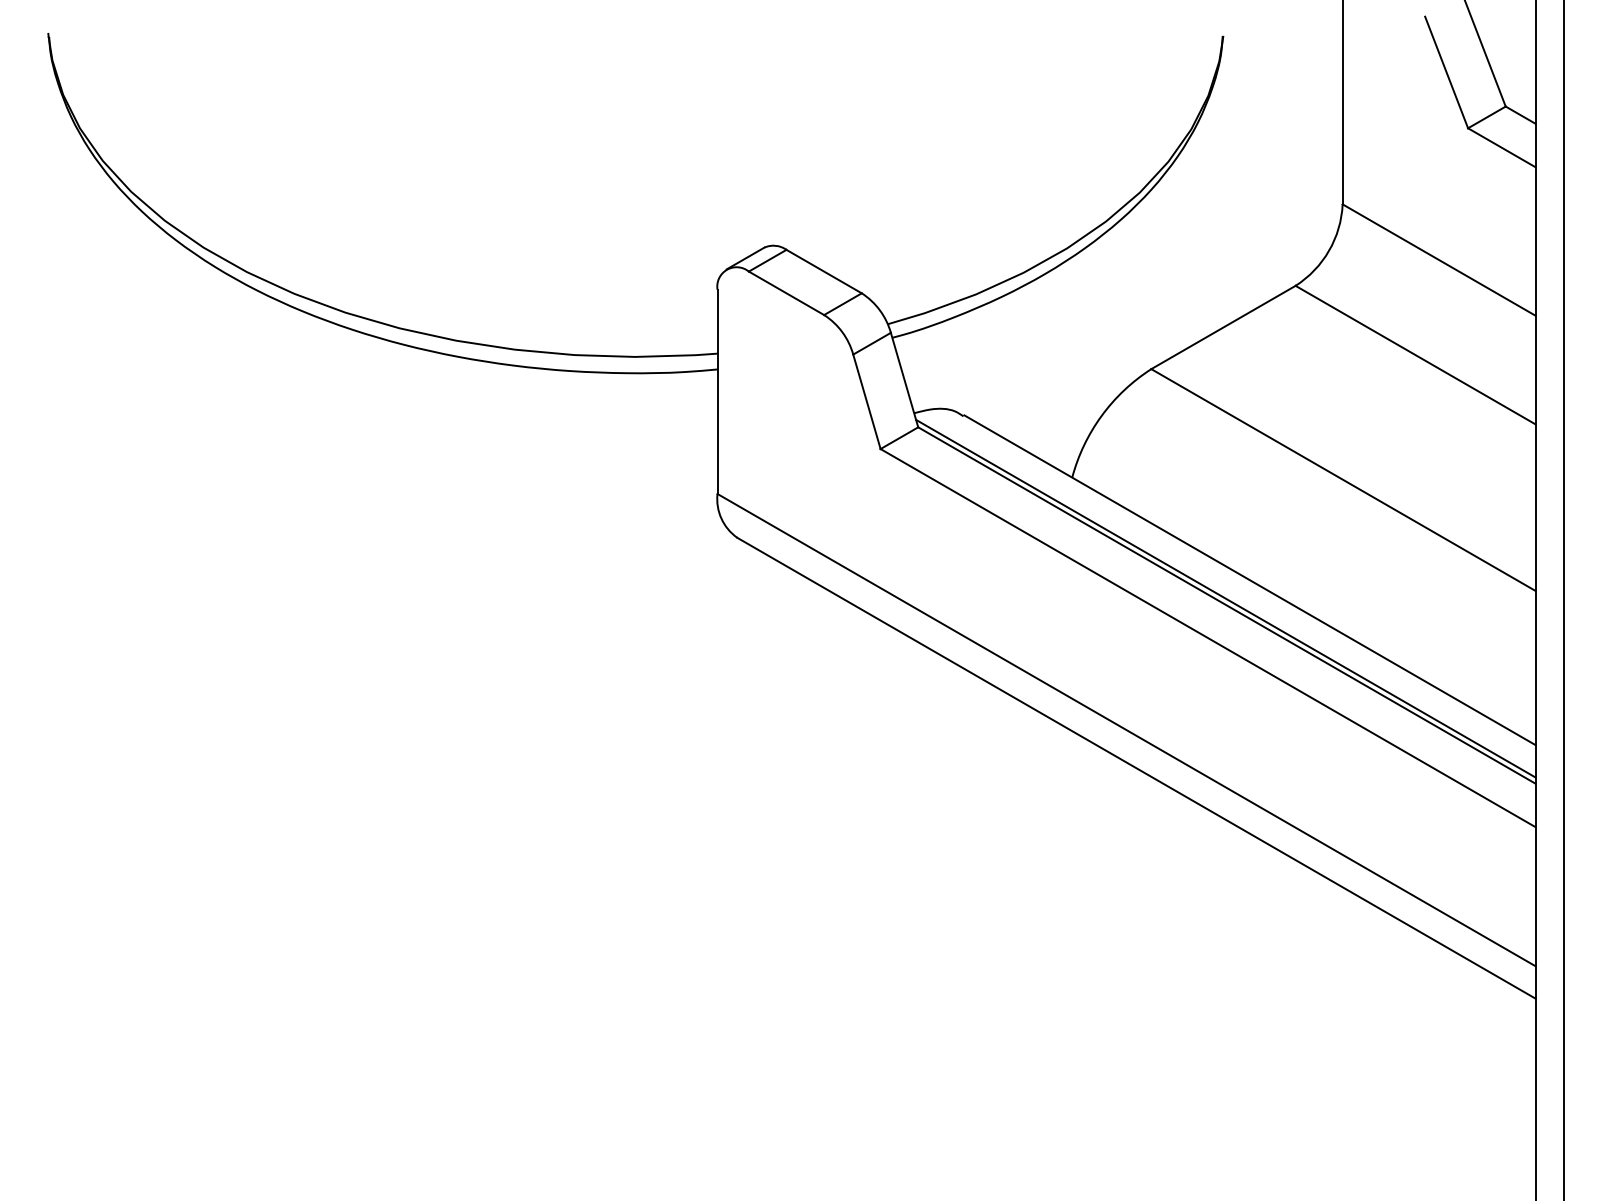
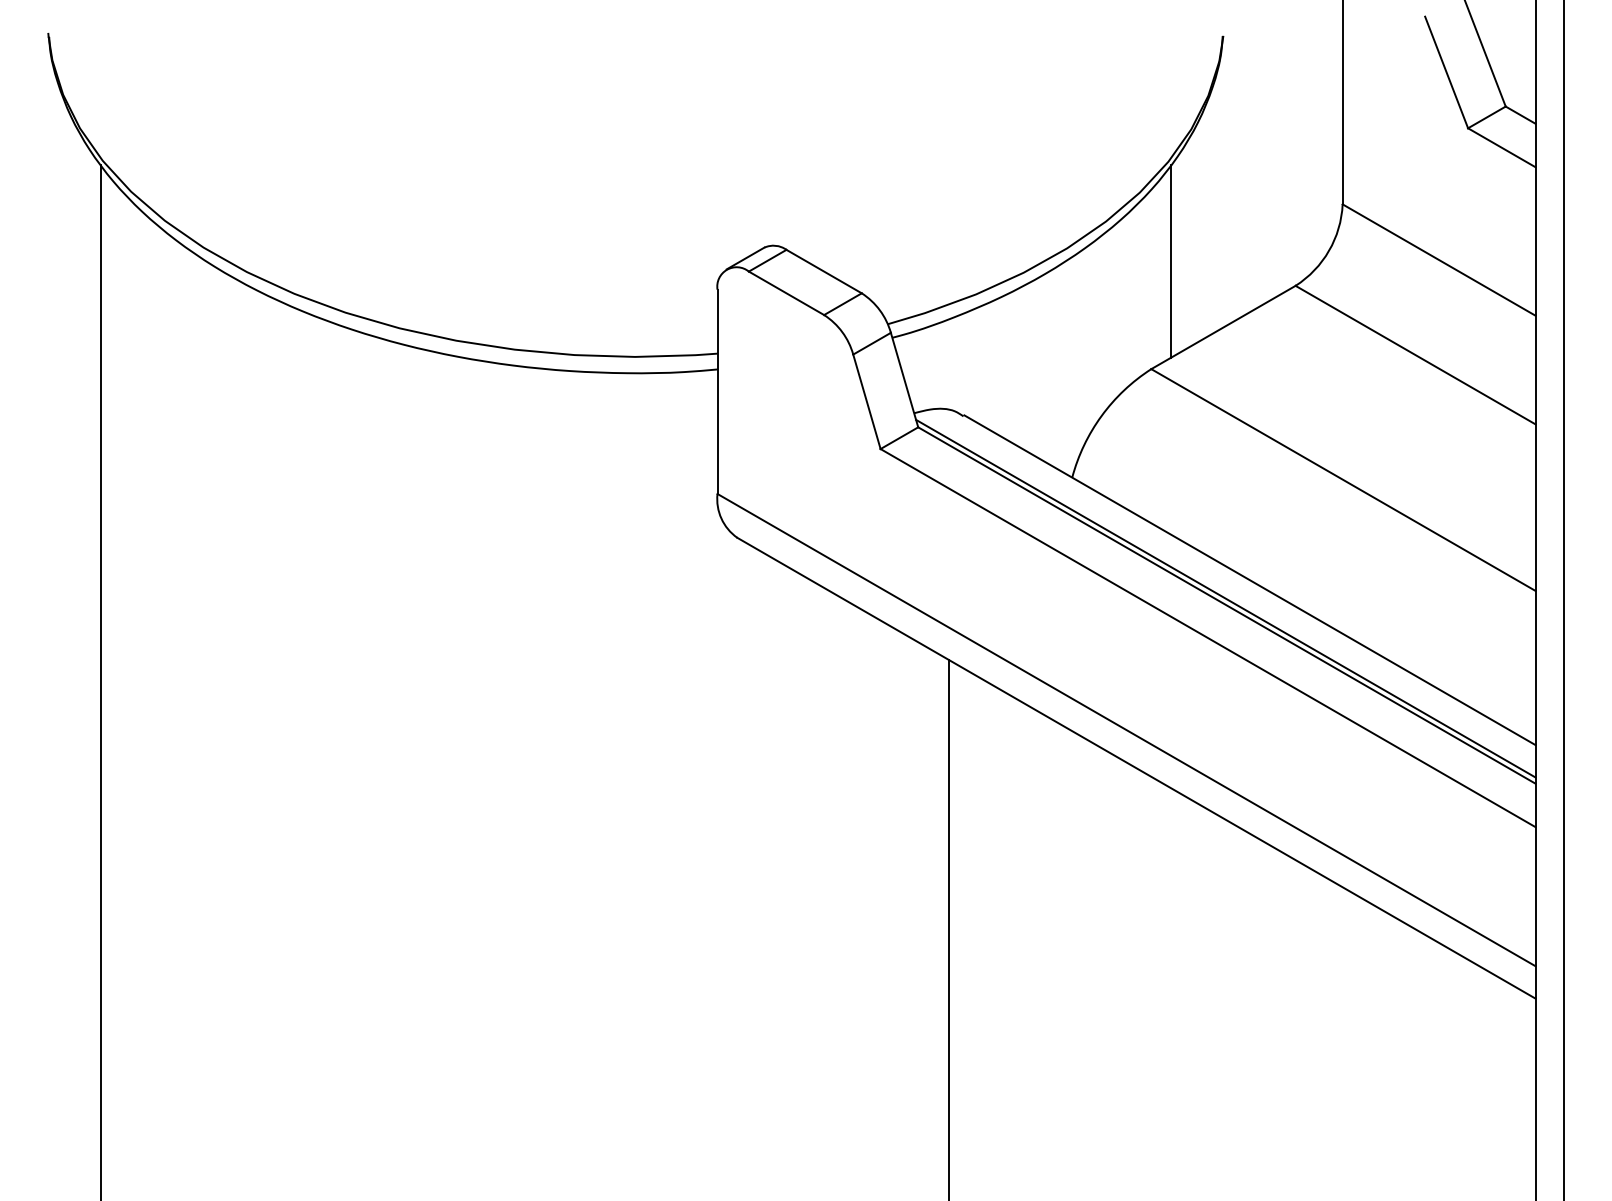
line: none -> present (1171, 260)
line: none -> present (100, 680)
line: none -> present (948, 928)
